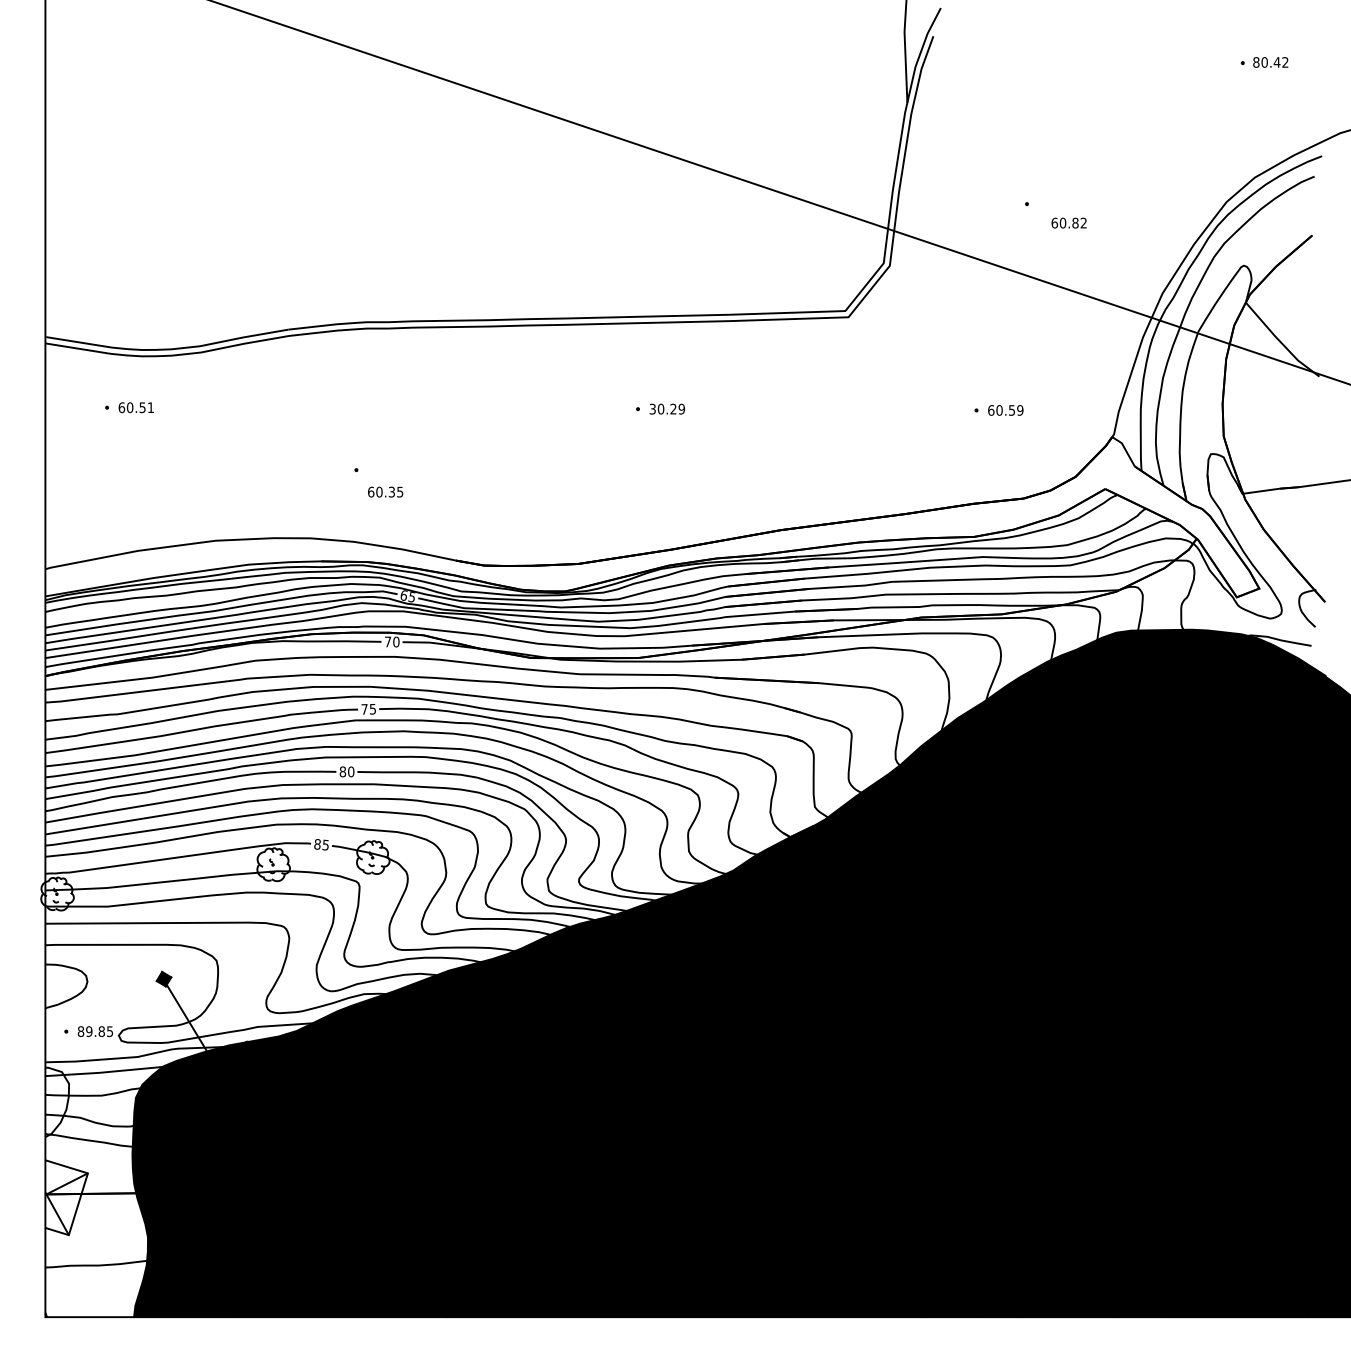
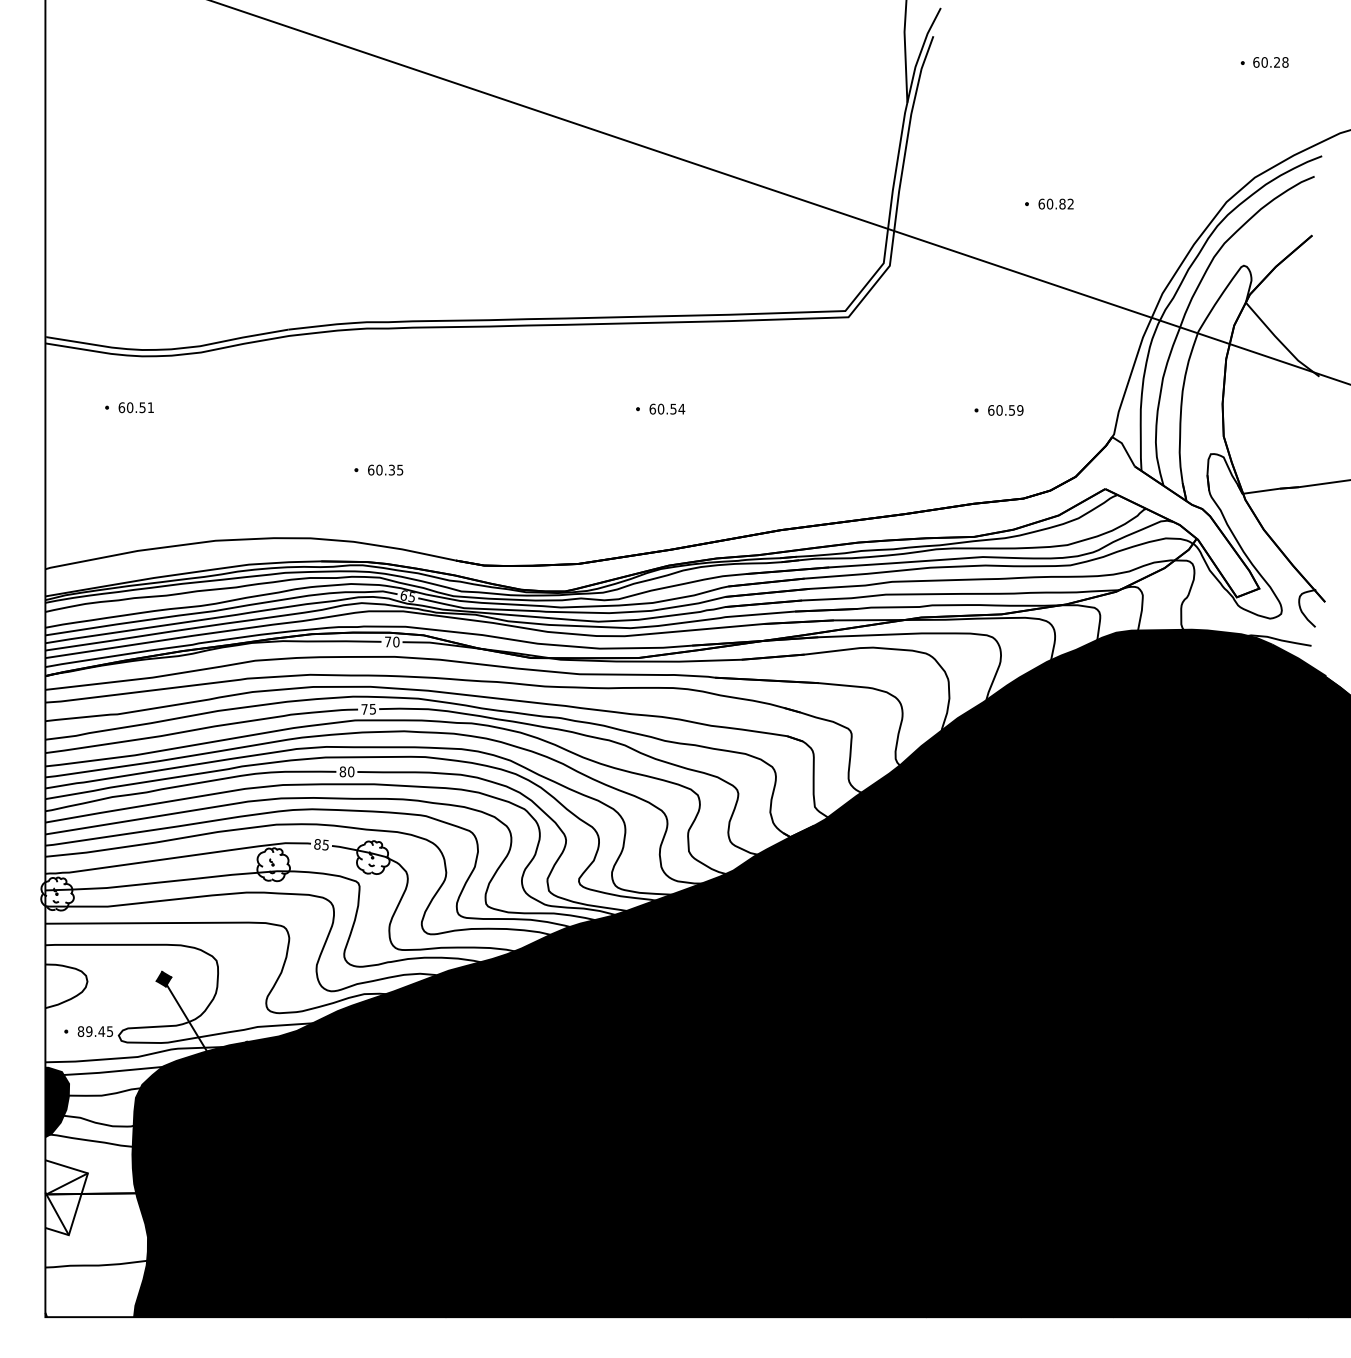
text: 80.42 -> 60.28 (1270, 62)
text position: (1068, 222) -> (1055, 203) (1055, 203)
text: 30.29 -> 60.54 (667, 408)
text position: (385, 491) -> (385, 469) (385, 469)
text: 89.85 -> 89.45 (101, 1031)
fill: none -> present (57, 1102)
